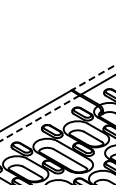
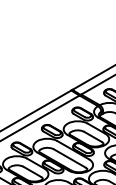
line: dashed -> solid (94, 77)
line: dashed -> solid (39, 118)
